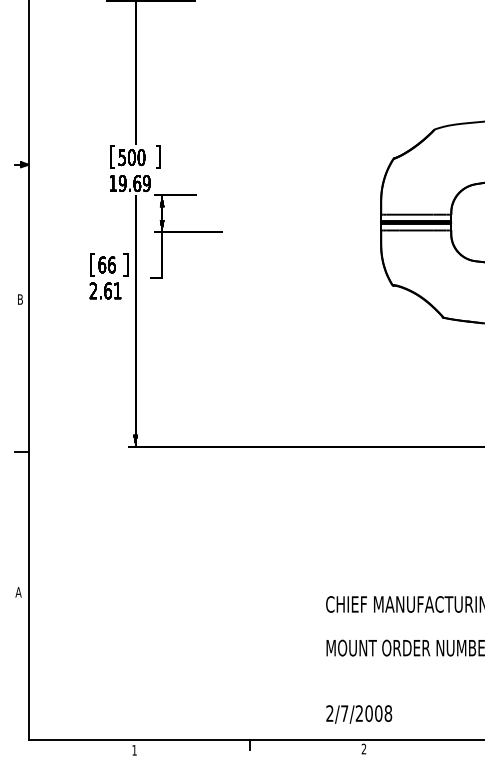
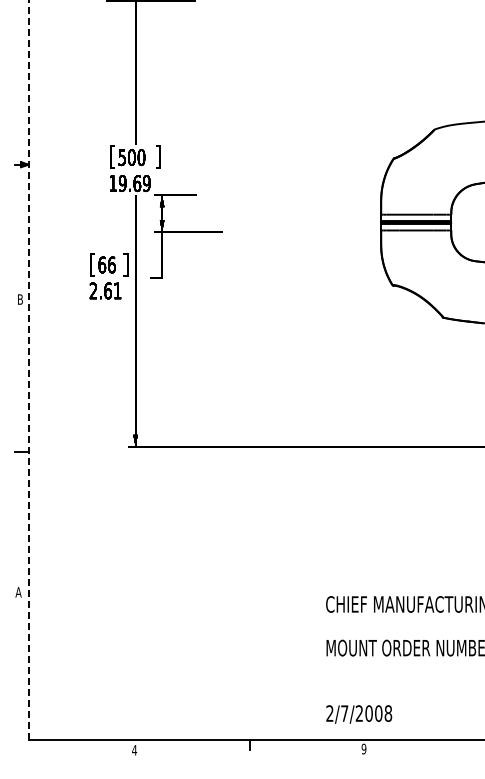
line: solid -> dashed (28, 370)
text: 2 -> 9 (363, 749)
text: 1 -> 4 (134, 750)
